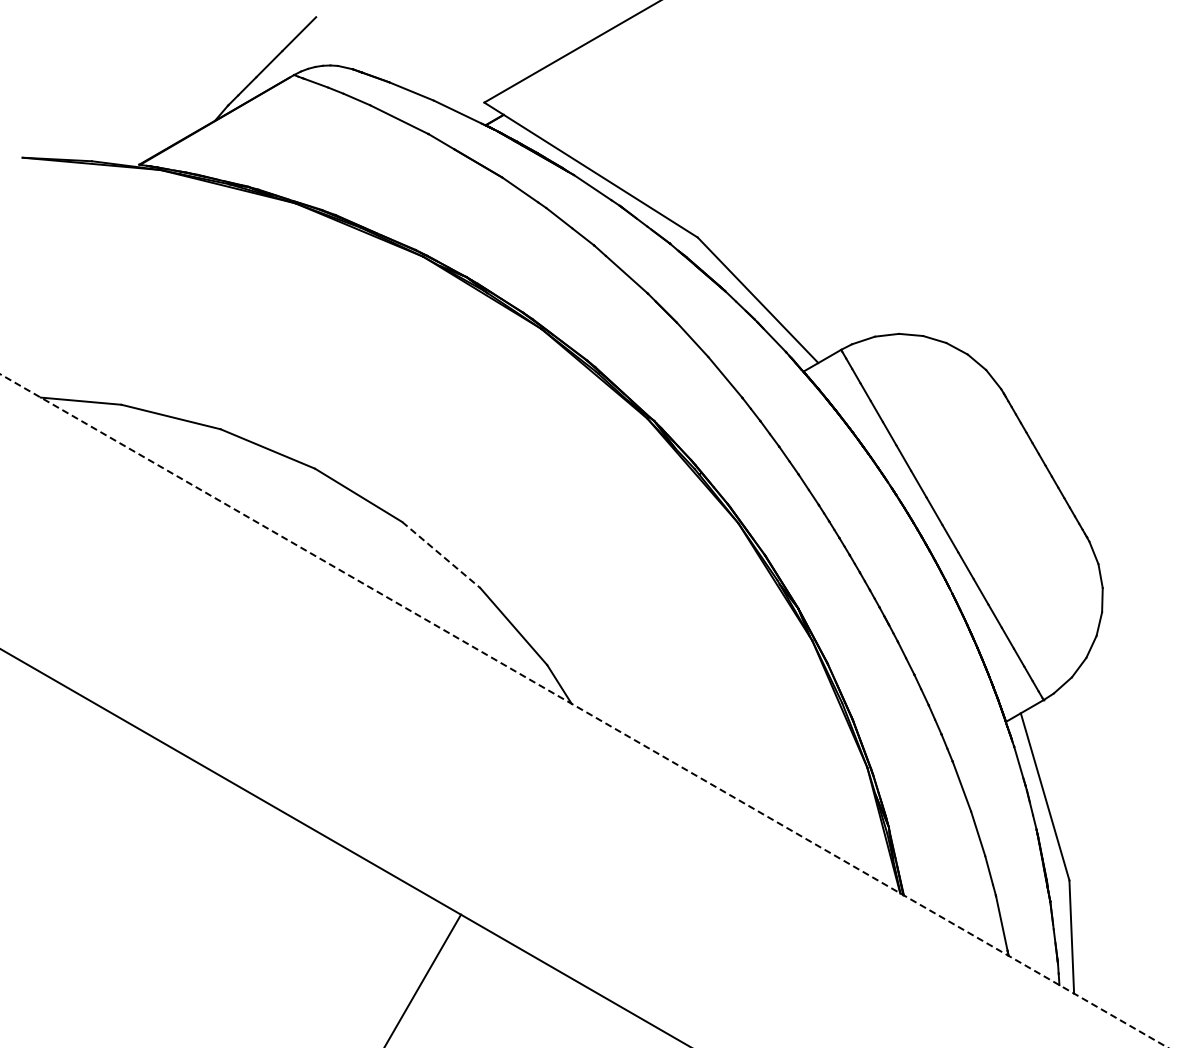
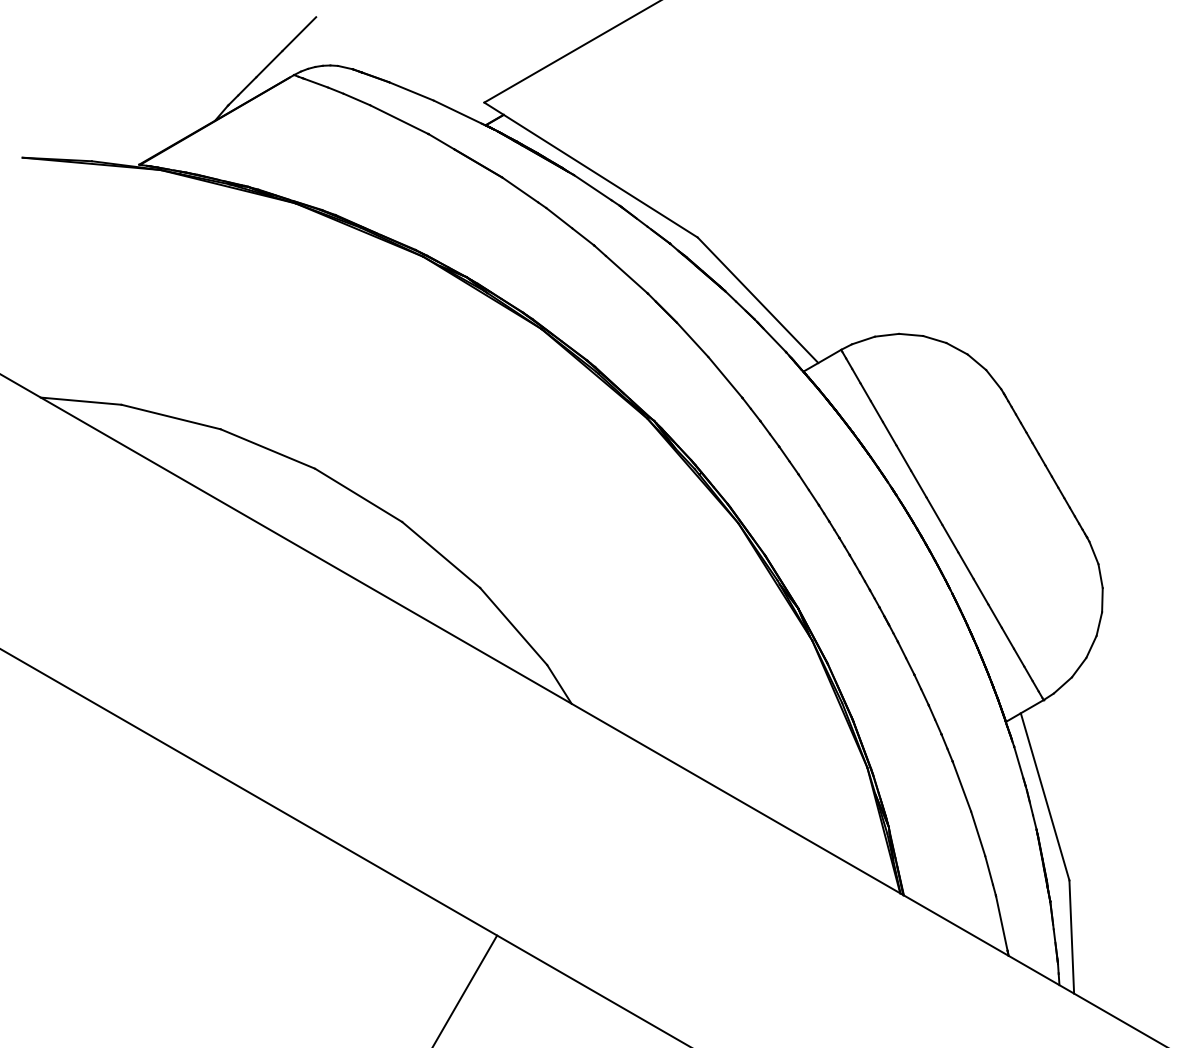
line: dashed -> solid (441, 555)
line: dashed -> solid (583, 710)
line position: (423, 979) -> (465, 989) (465, 989)
